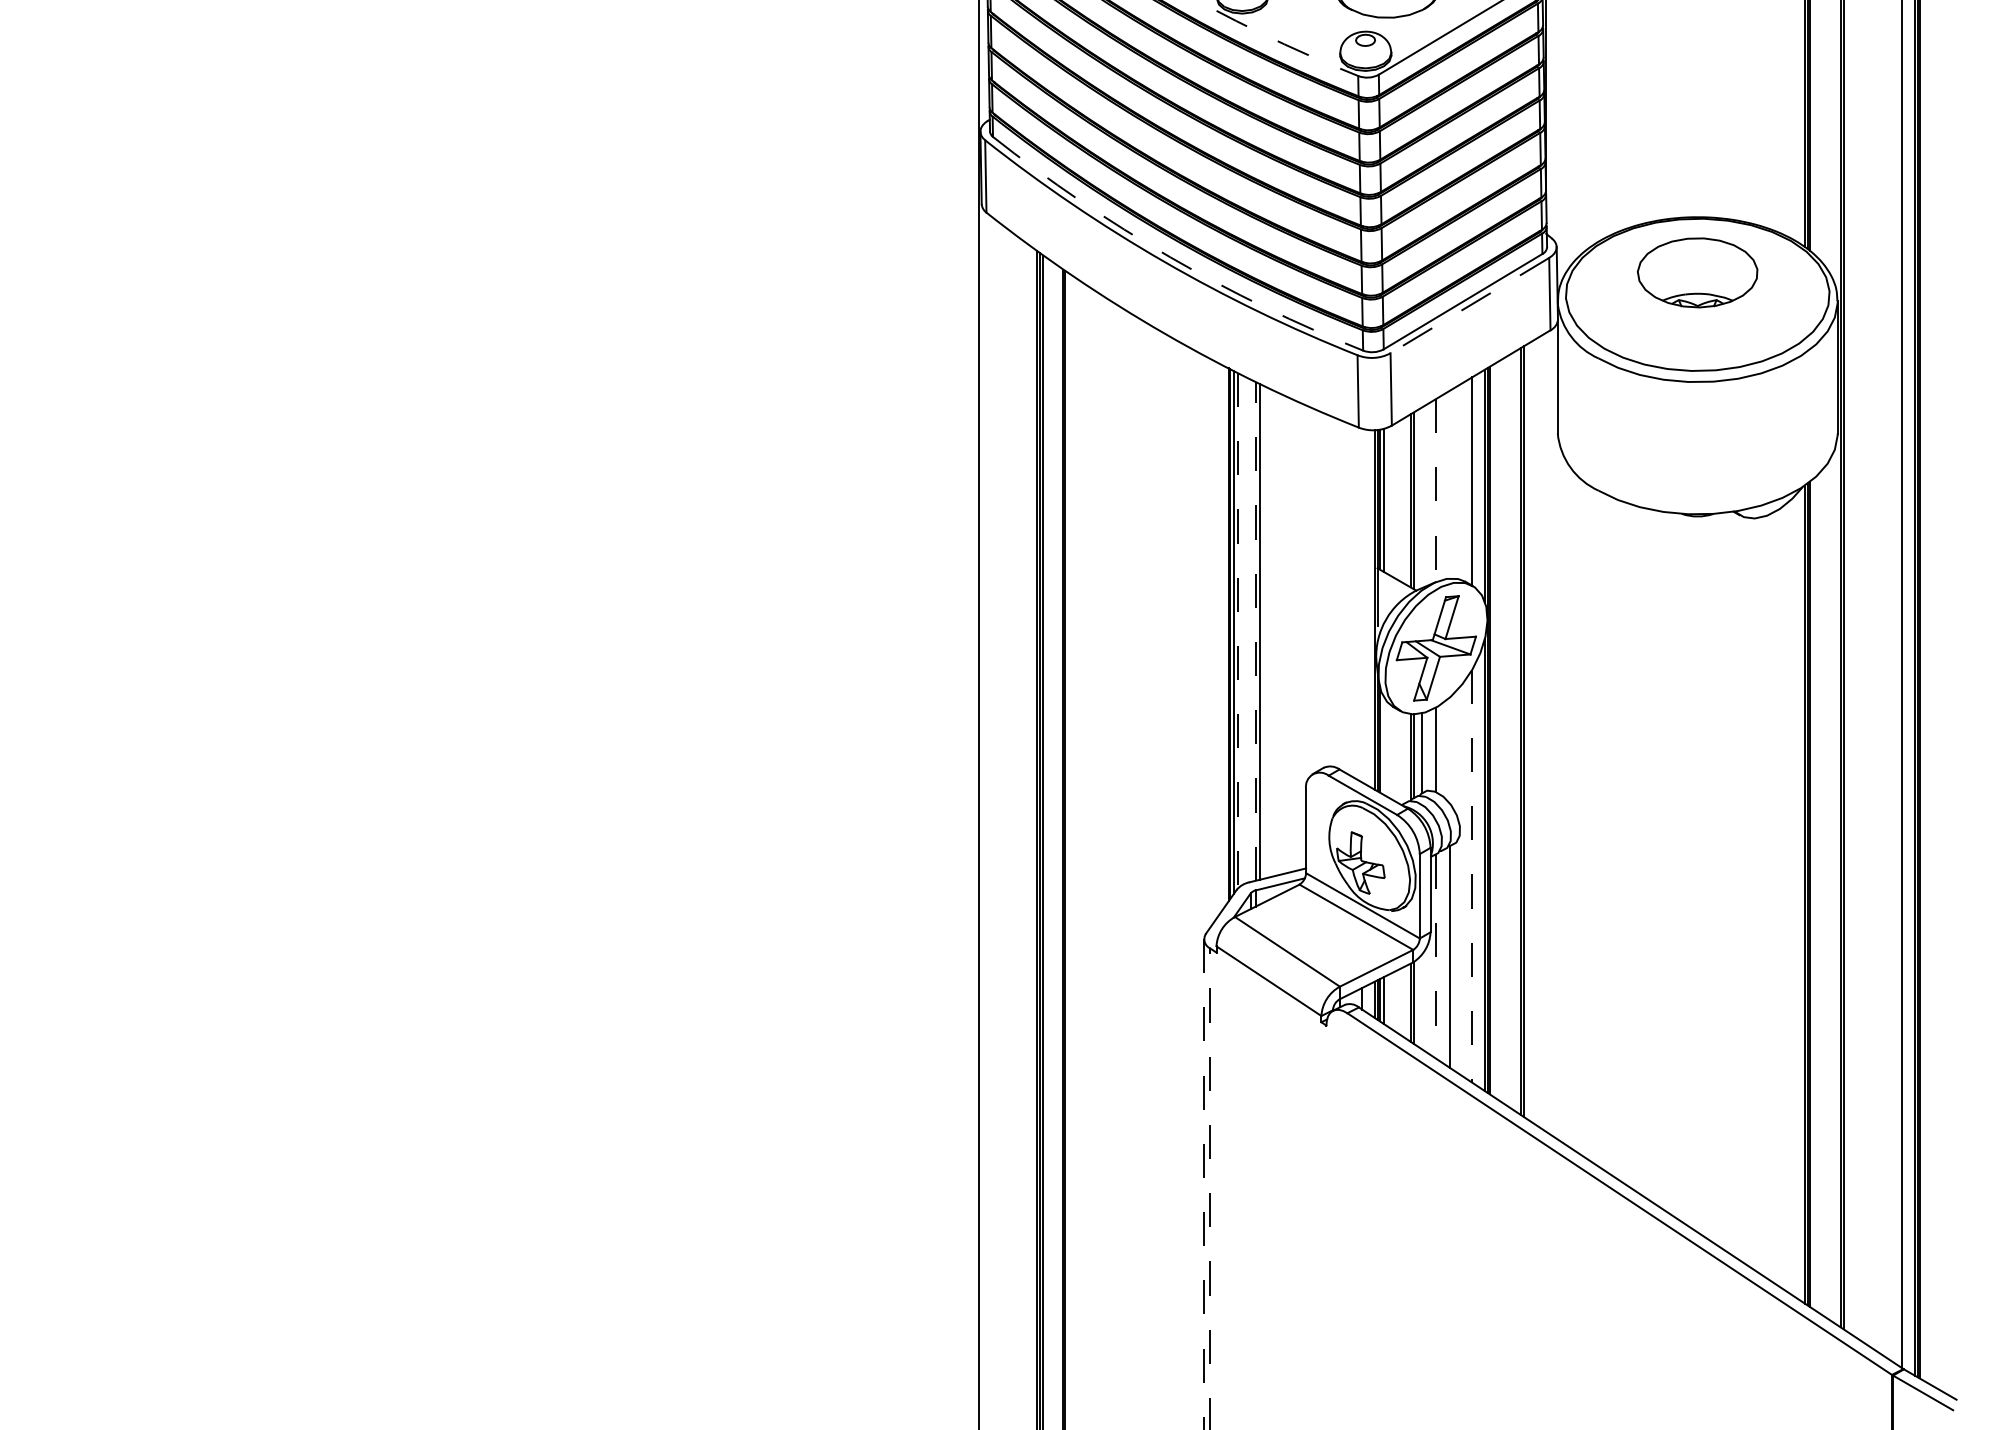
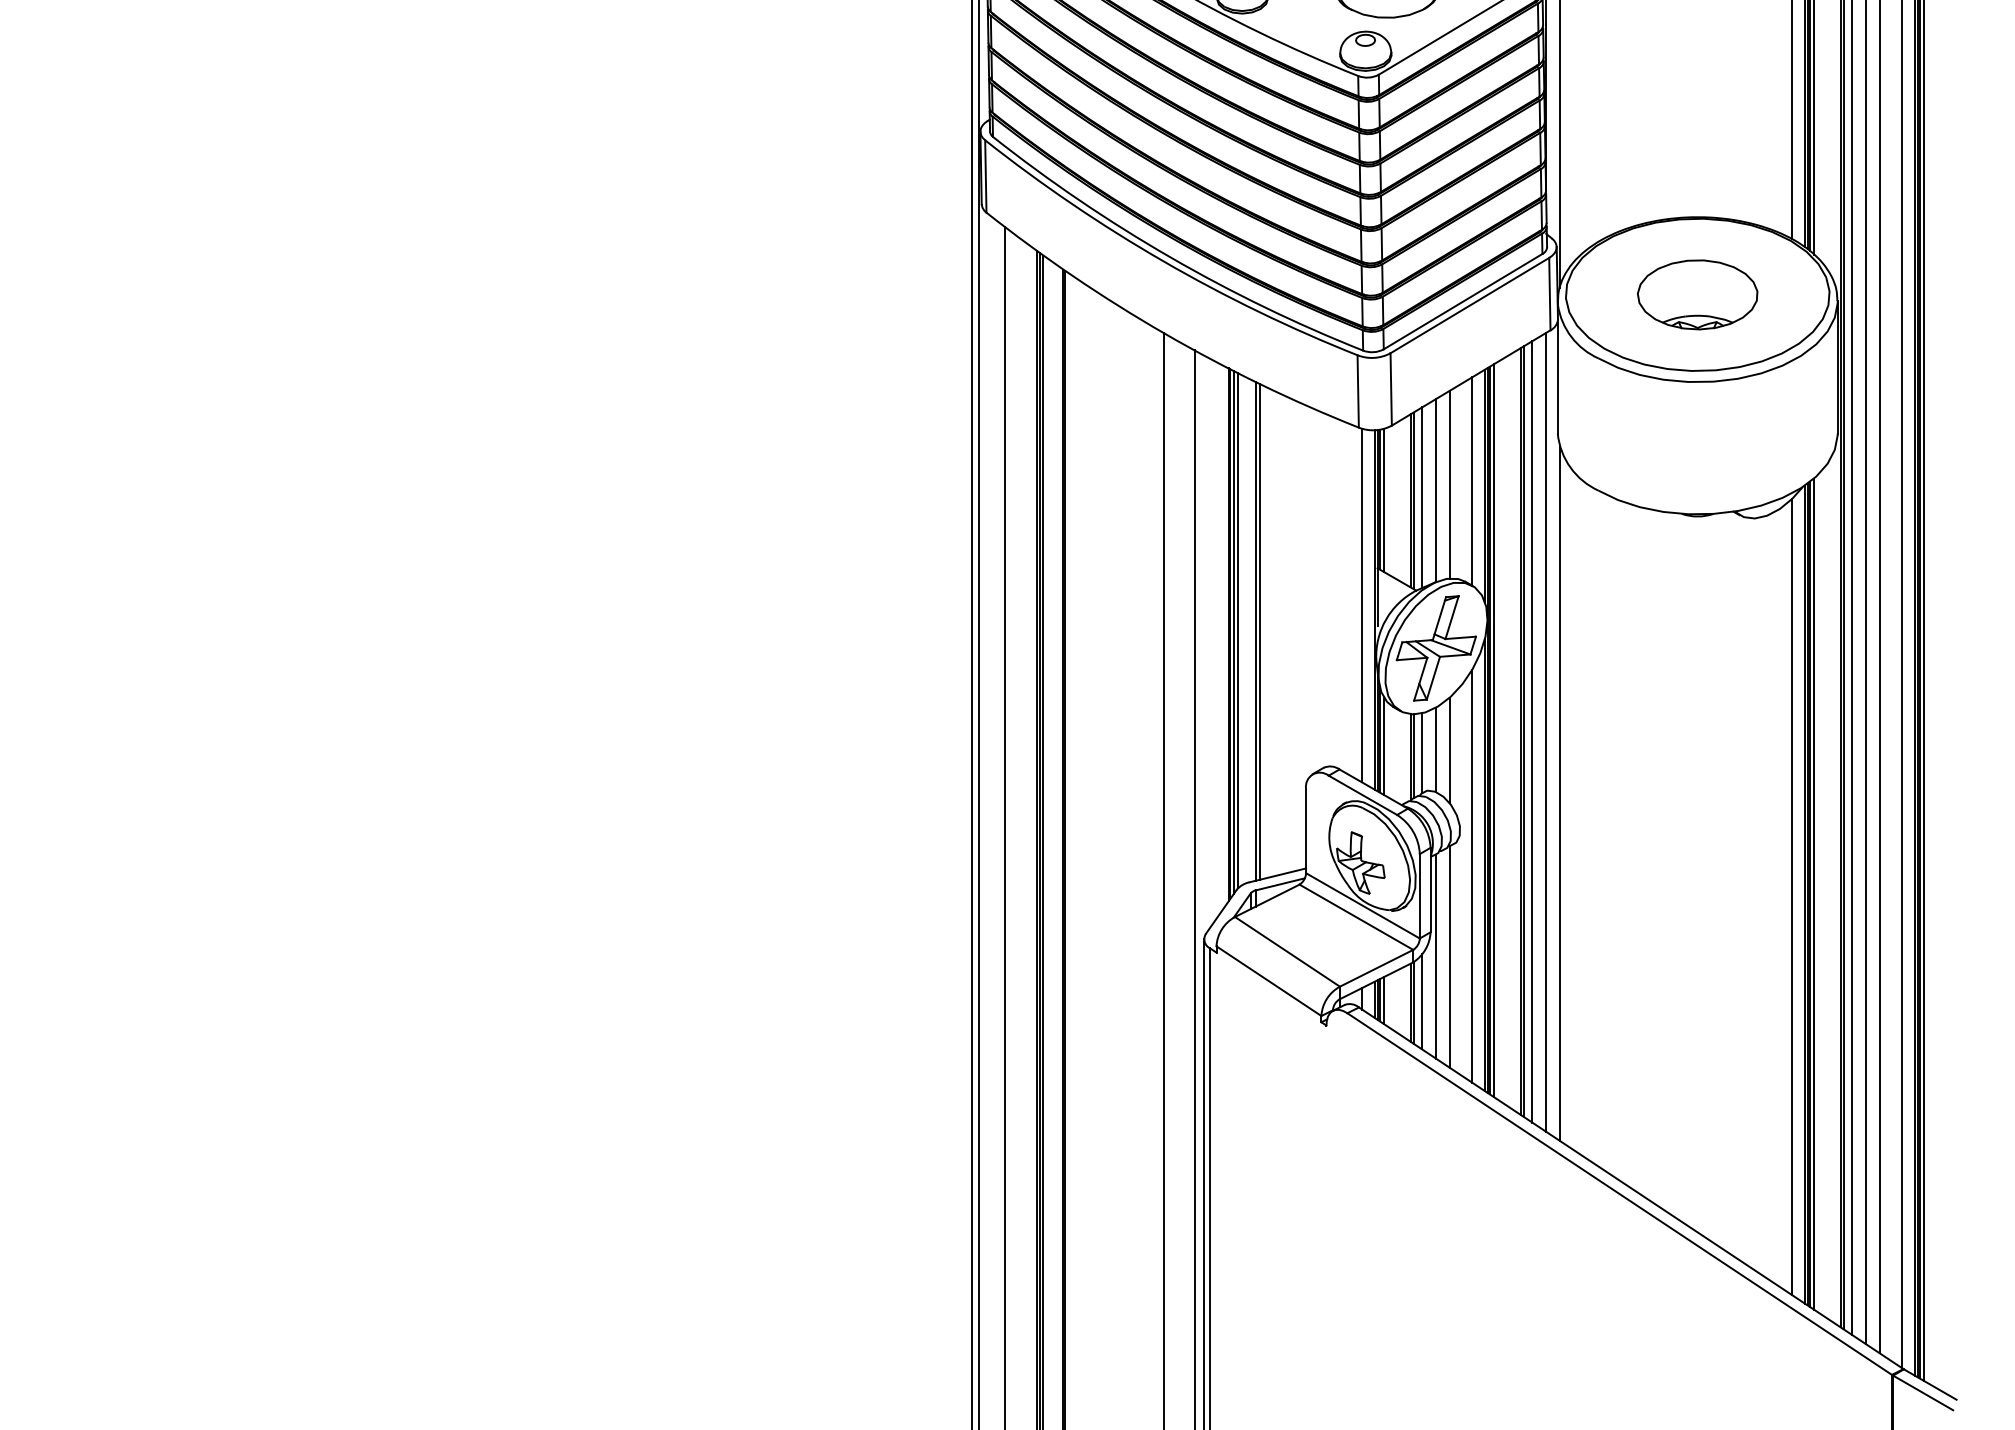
arc: dashed -> solid (1276, 40)
line: none -> present (1792, 120)
line: none -> present (1814, 128)
line: none -> present (1559, 145)
arc: dashed -> solid (1170, 257)
part position: (1697, 272) -> (1697, 294) (1697, 294)
line: dashed -> solid (1469, 305)
line: none -> present (1449, 484)
line: dashed -> solid (1436, 491)
line: none -> present (1422, 497)
line: none -> present (1362, 605)
line: dashed -> solid (1238, 630)
line: dashed -> solid (1255, 631)
line: none -> present (1852, 668)
line: none -> present (1866, 673)
line: none -> present (1879, 677)
line: none -> present (1924, 691)
line: none -> present (971, 714)
line: none -> present (1494, 730)
line: none -> present (1532, 731)
line: none -> present (1546, 731)
line: none -> present (1384, 746)
line: none -> present (1449, 750)
line: none -> present (1559, 793)
line: none -> present (1004, 826)
line: dashed -> solid (1472, 876)
line: none -> present (1163, 879)
line: none -> present (1194, 888)
line: none -> present (1814, 893)
line: none -> present (1792, 896)
line: dashed -> solid (1436, 956)
line: none -> present (1422, 1001)
line: dashed -> solid (1204, 1184)
line: dashed -> solid (1210, 1188)
